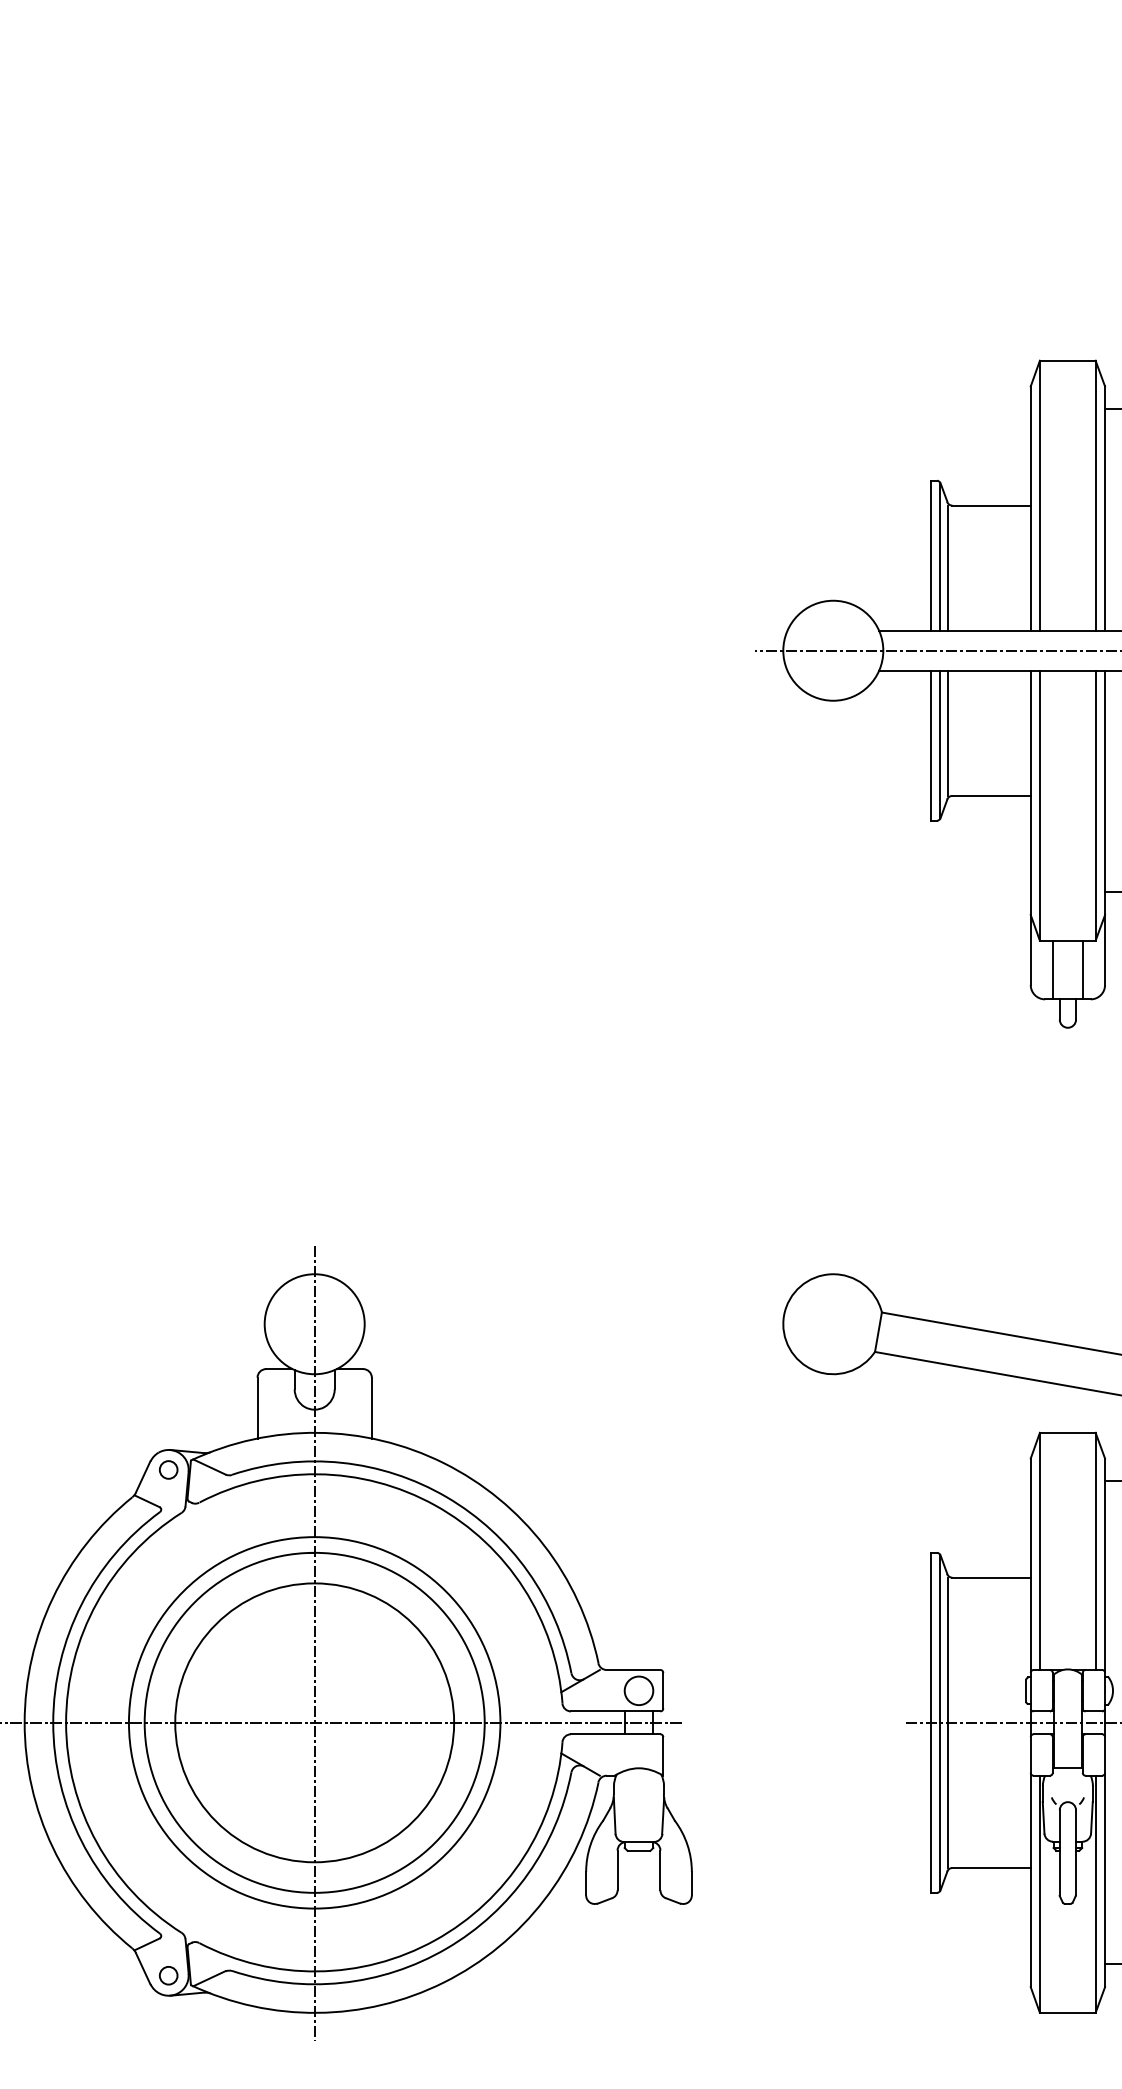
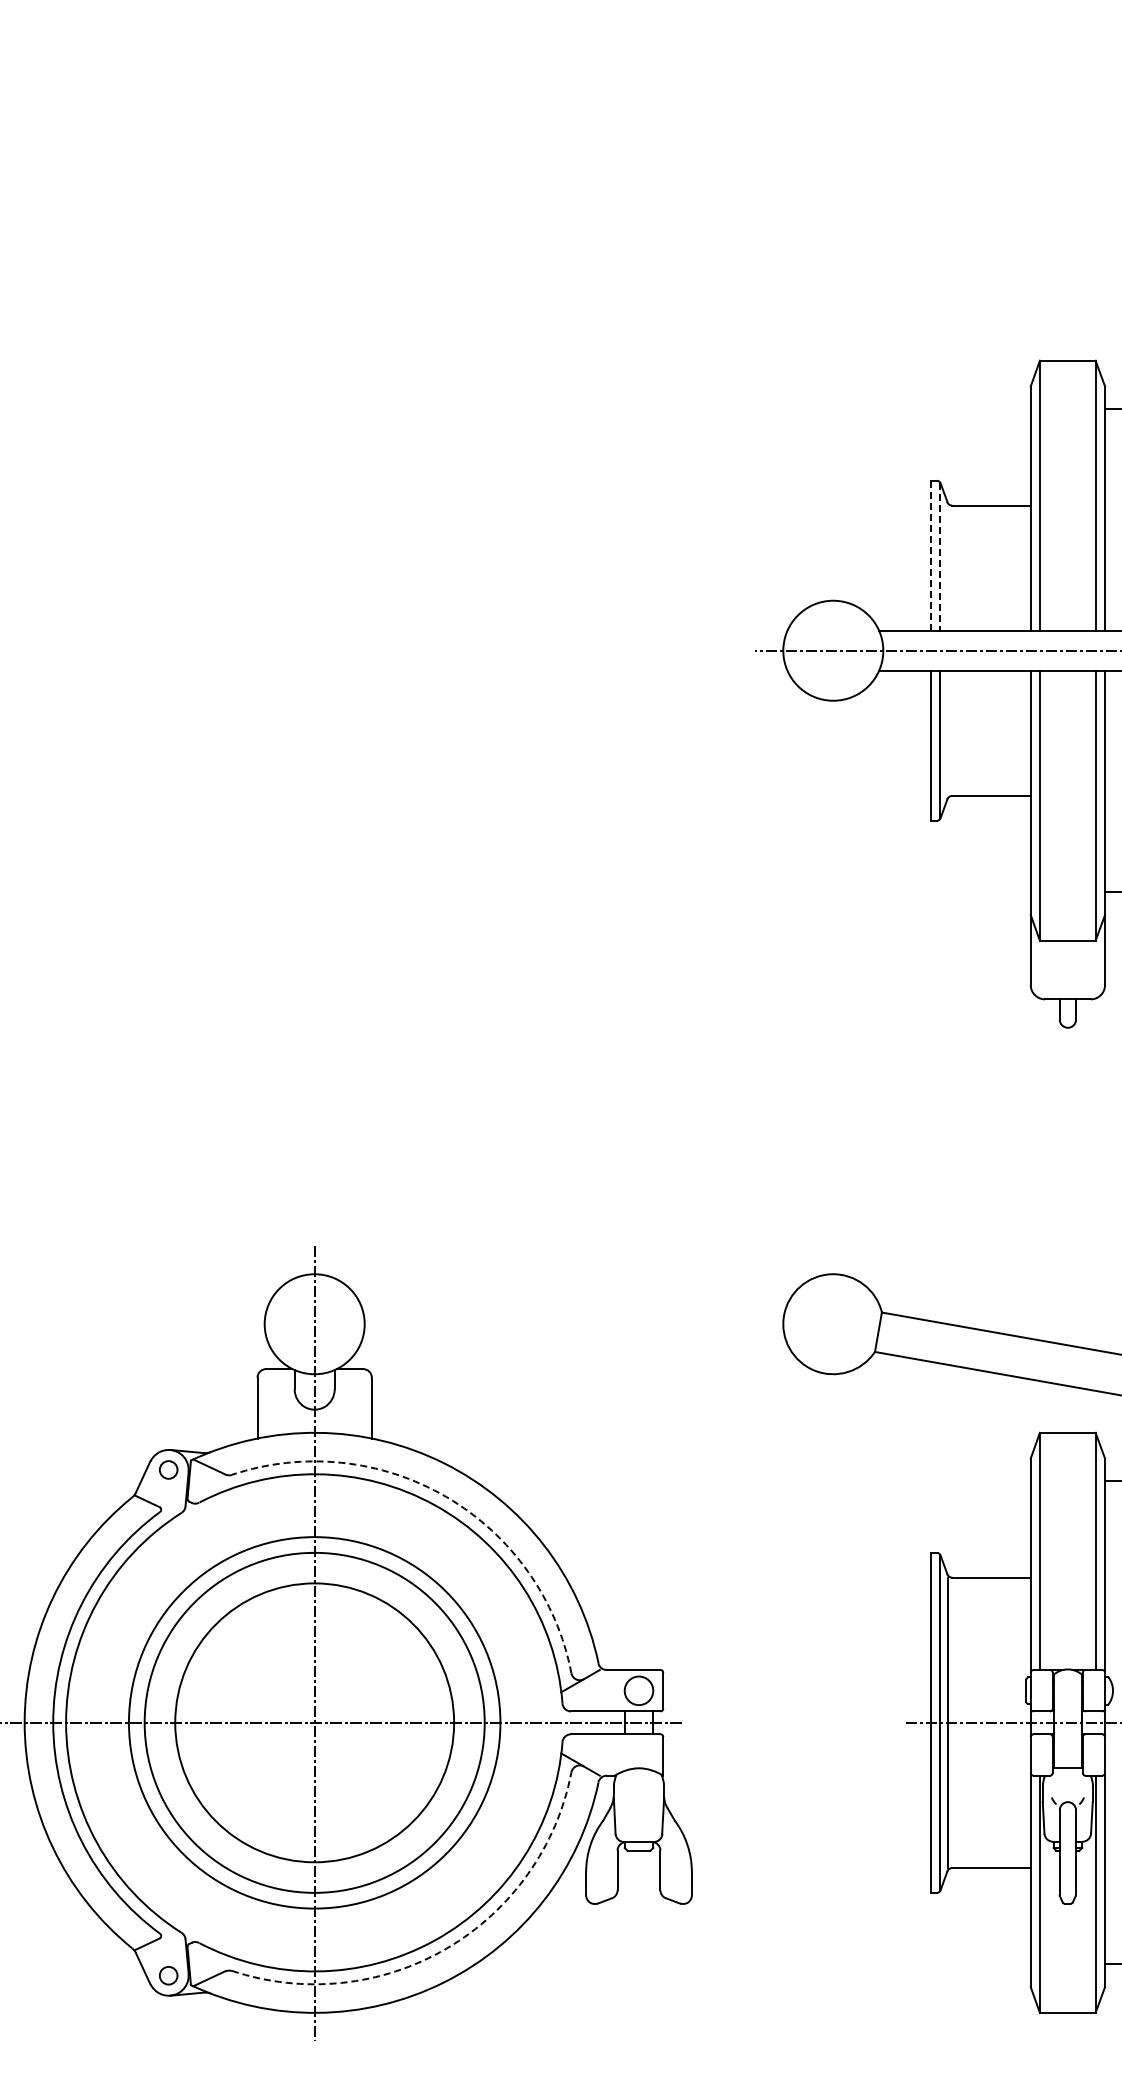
line: solid -> dashed (931, 555)
line: solid -> dashed (939, 556)
line: present -> none (948, 567)
line: present -> none (948, 732)
line: present -> none (1052, 969)
line: present -> none (1082, 969)
arc: solid -> dashed (446, 1497)
arc: solid -> dashed (446, 1948)
